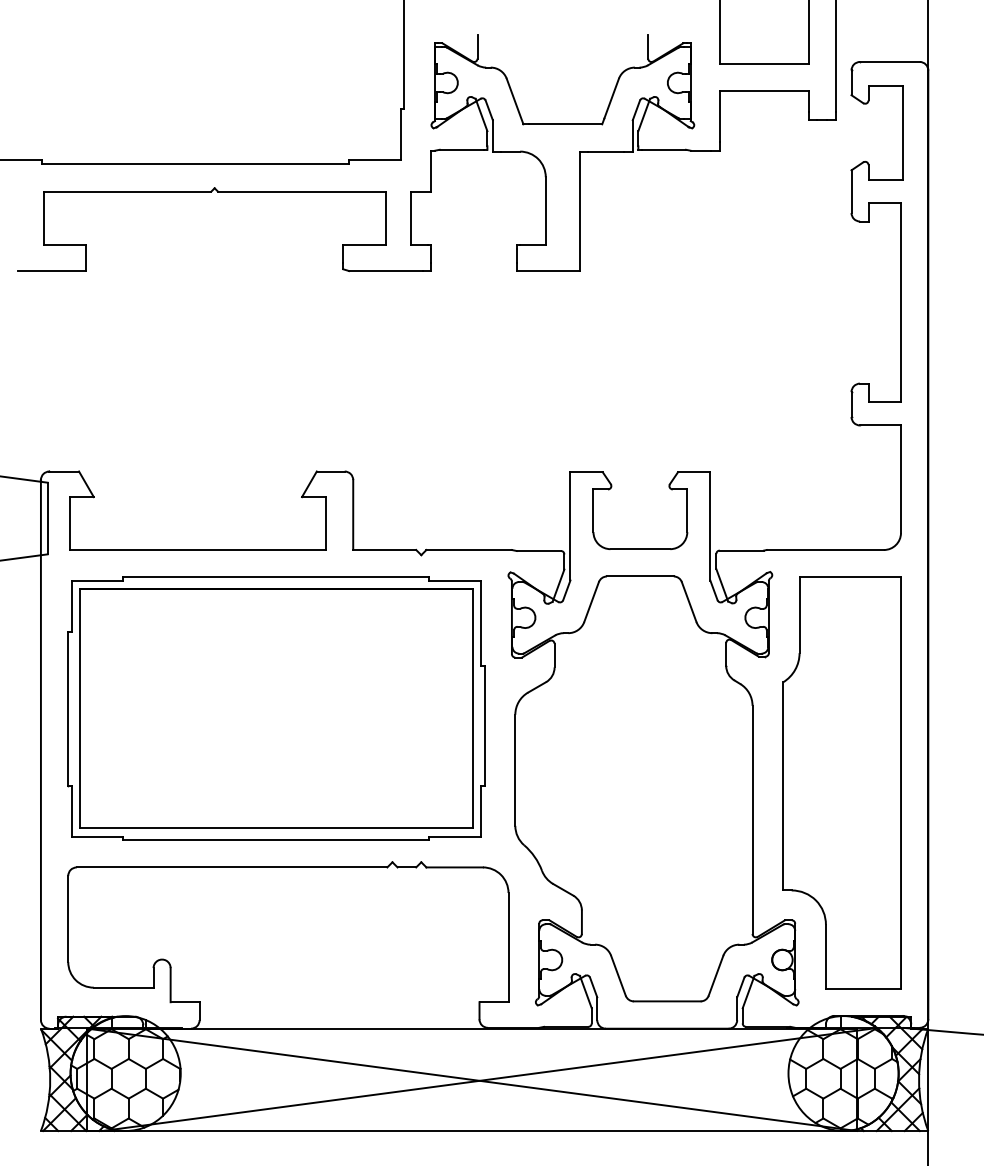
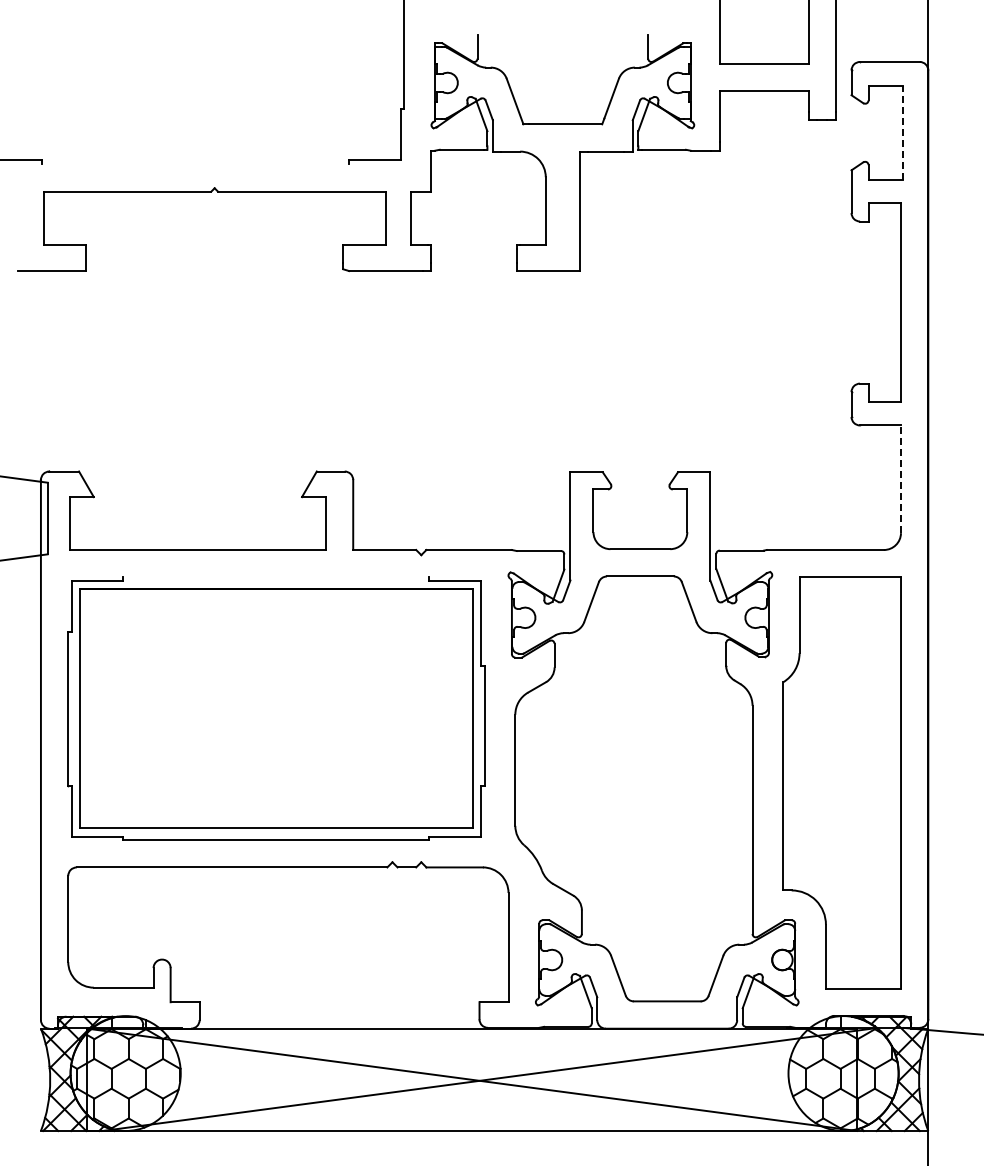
line: solid -> dashed (902, 132)
line: present -> none (195, 163)
line: solid -> dashed (901, 479)
line: present -> none (275, 577)
